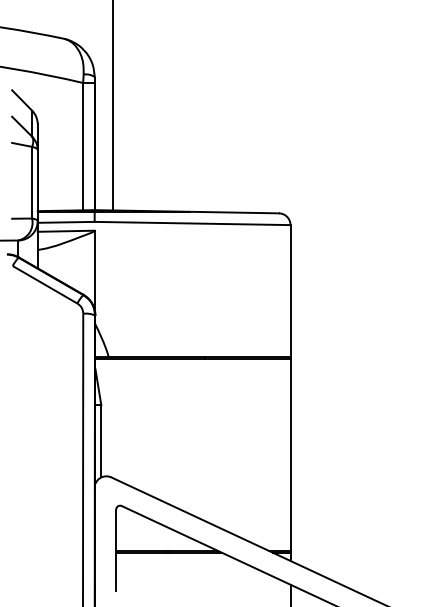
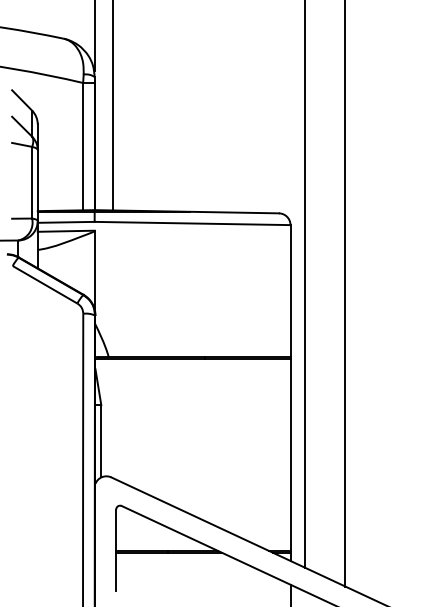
line: none -> present (94, 36)
line: none -> present (304, 284)
line: none -> present (345, 294)
